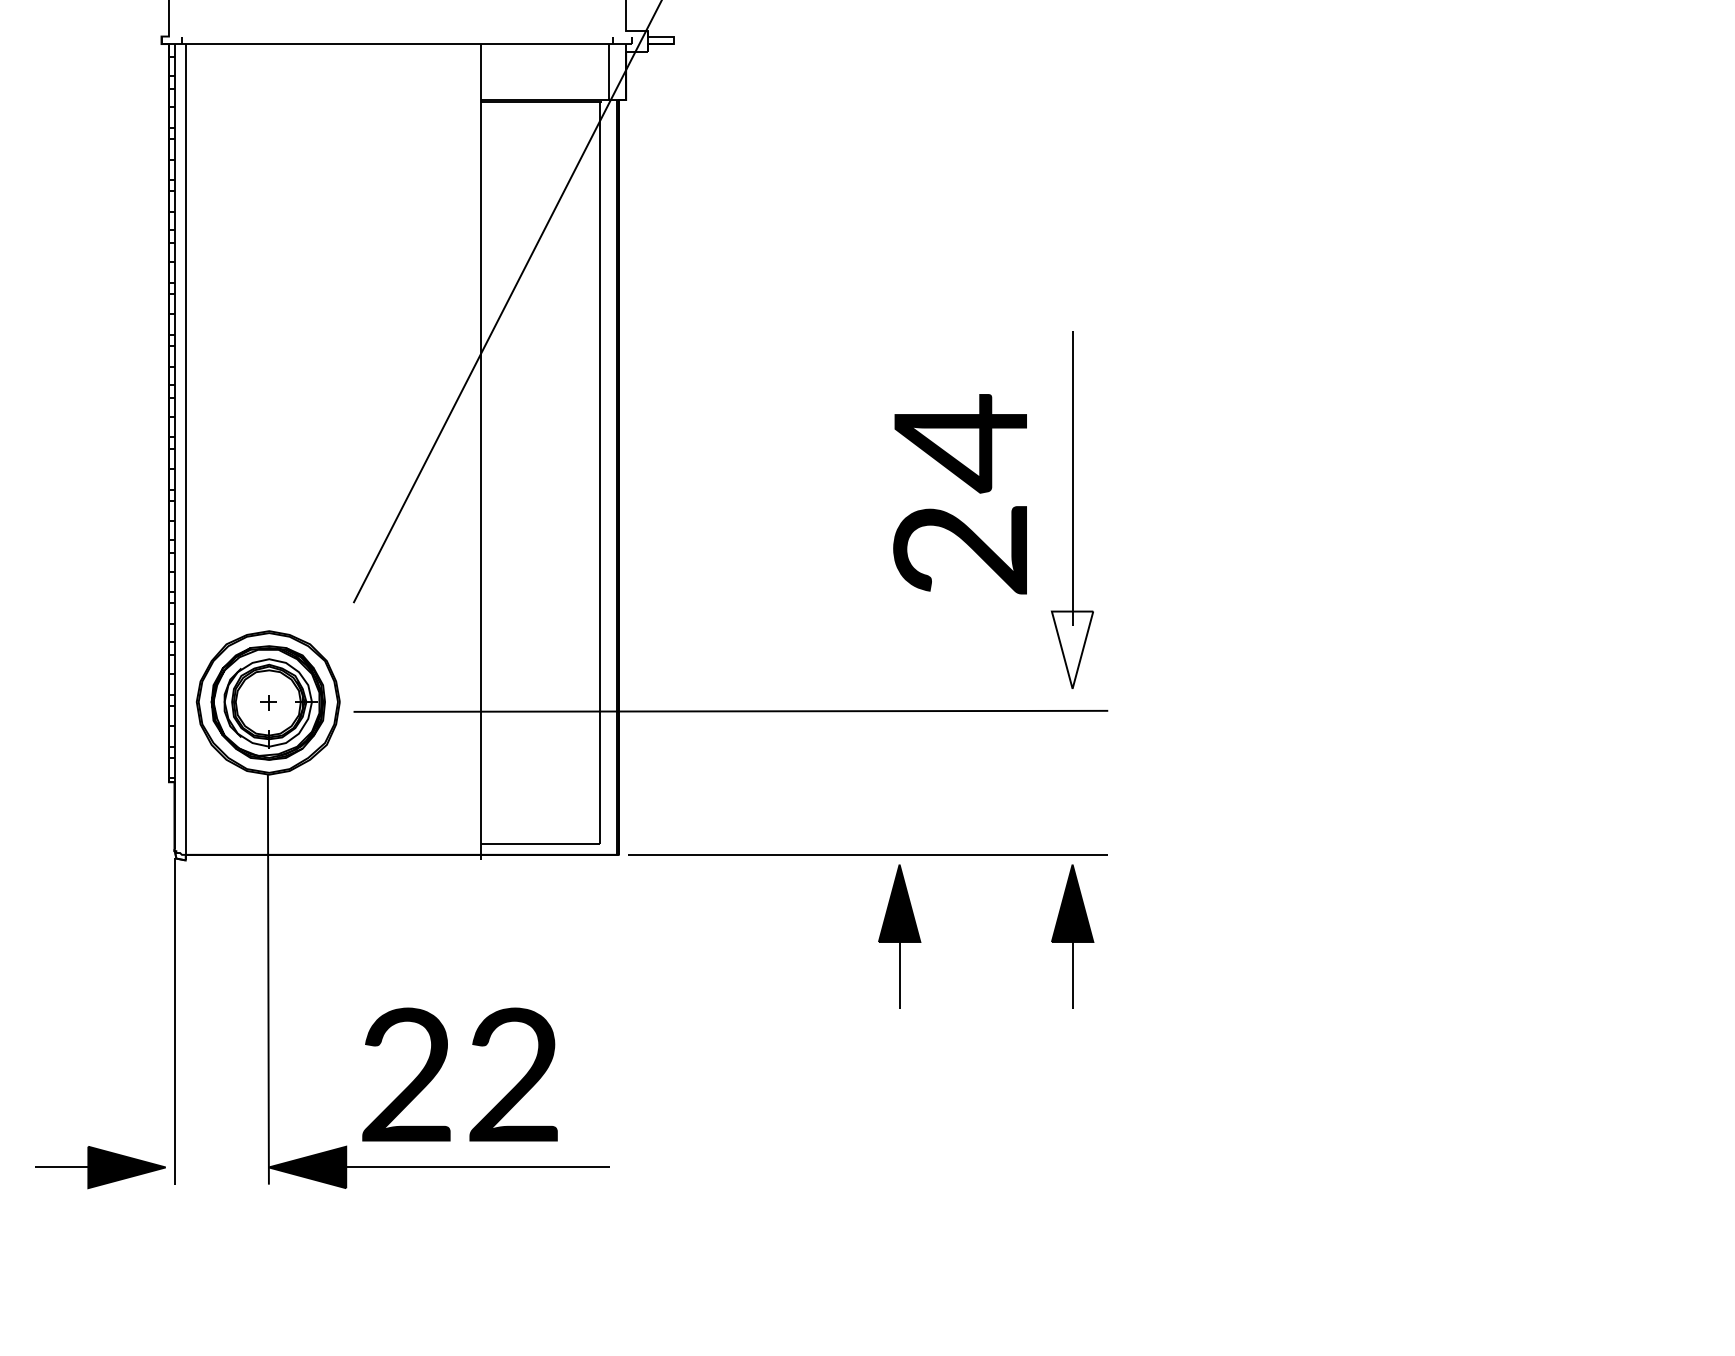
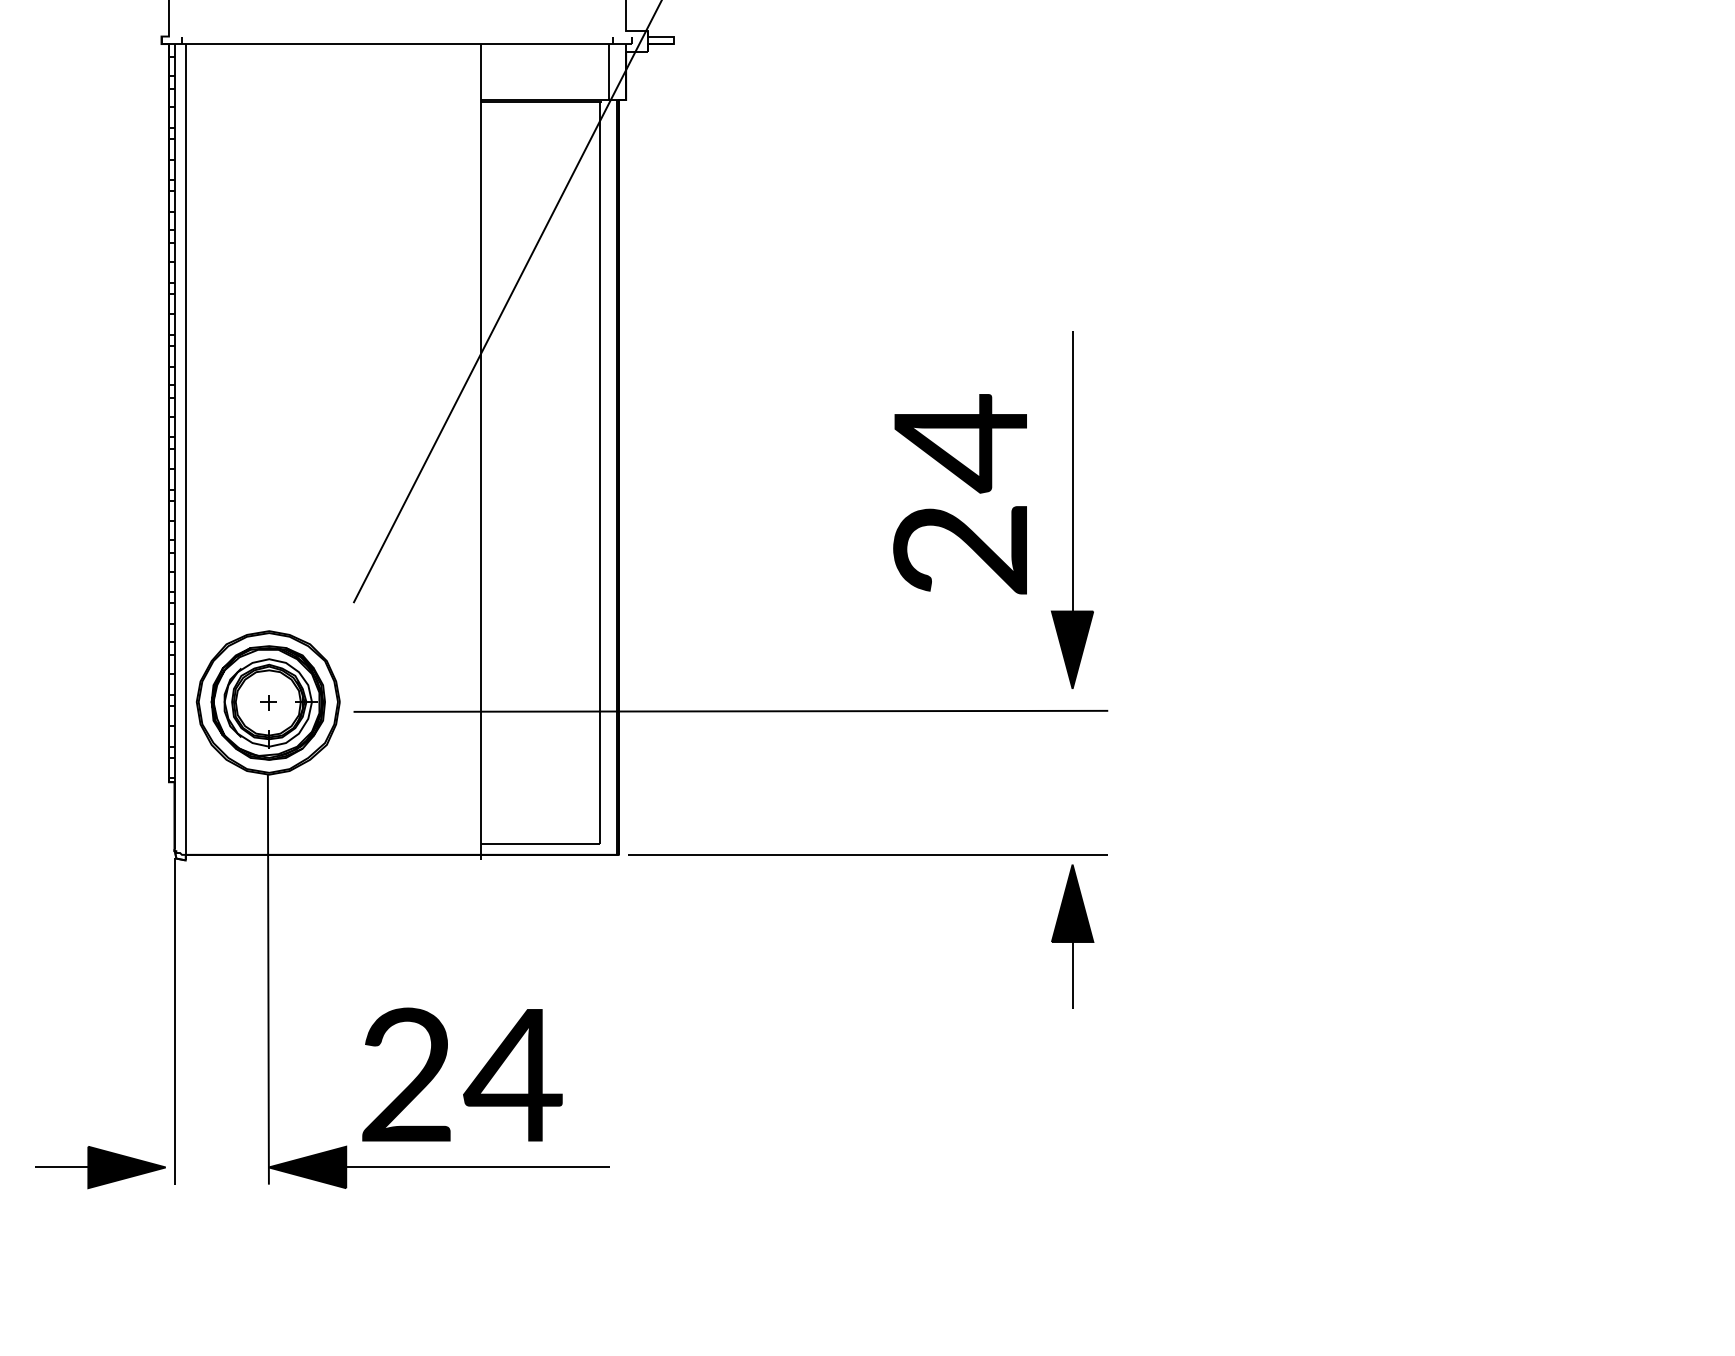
fill: none -> present (1072, 649)
part: present -> none (899, 936)
text: 22 -> 24 (512, 1074)
